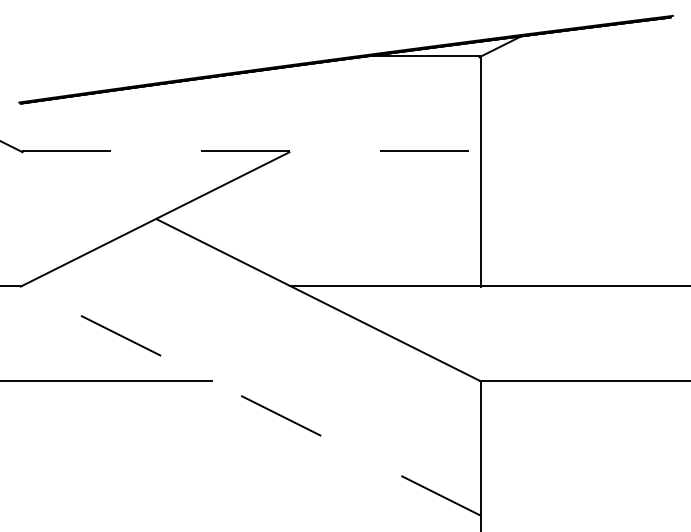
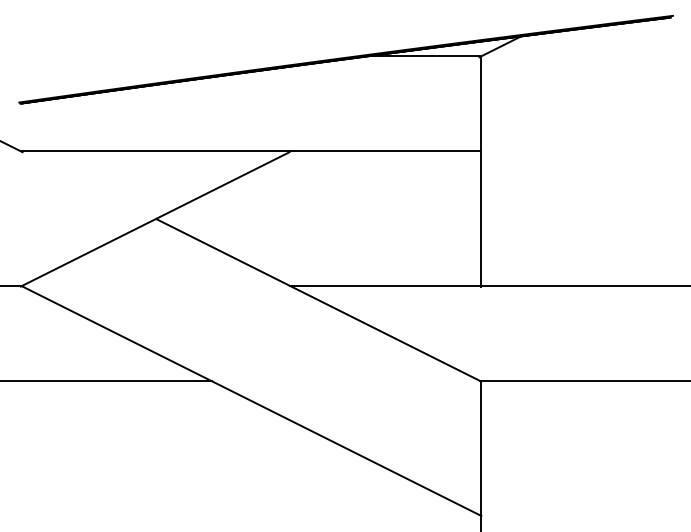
line: dashed -> solid (251, 151)
line: dashed -> solid (251, 401)
